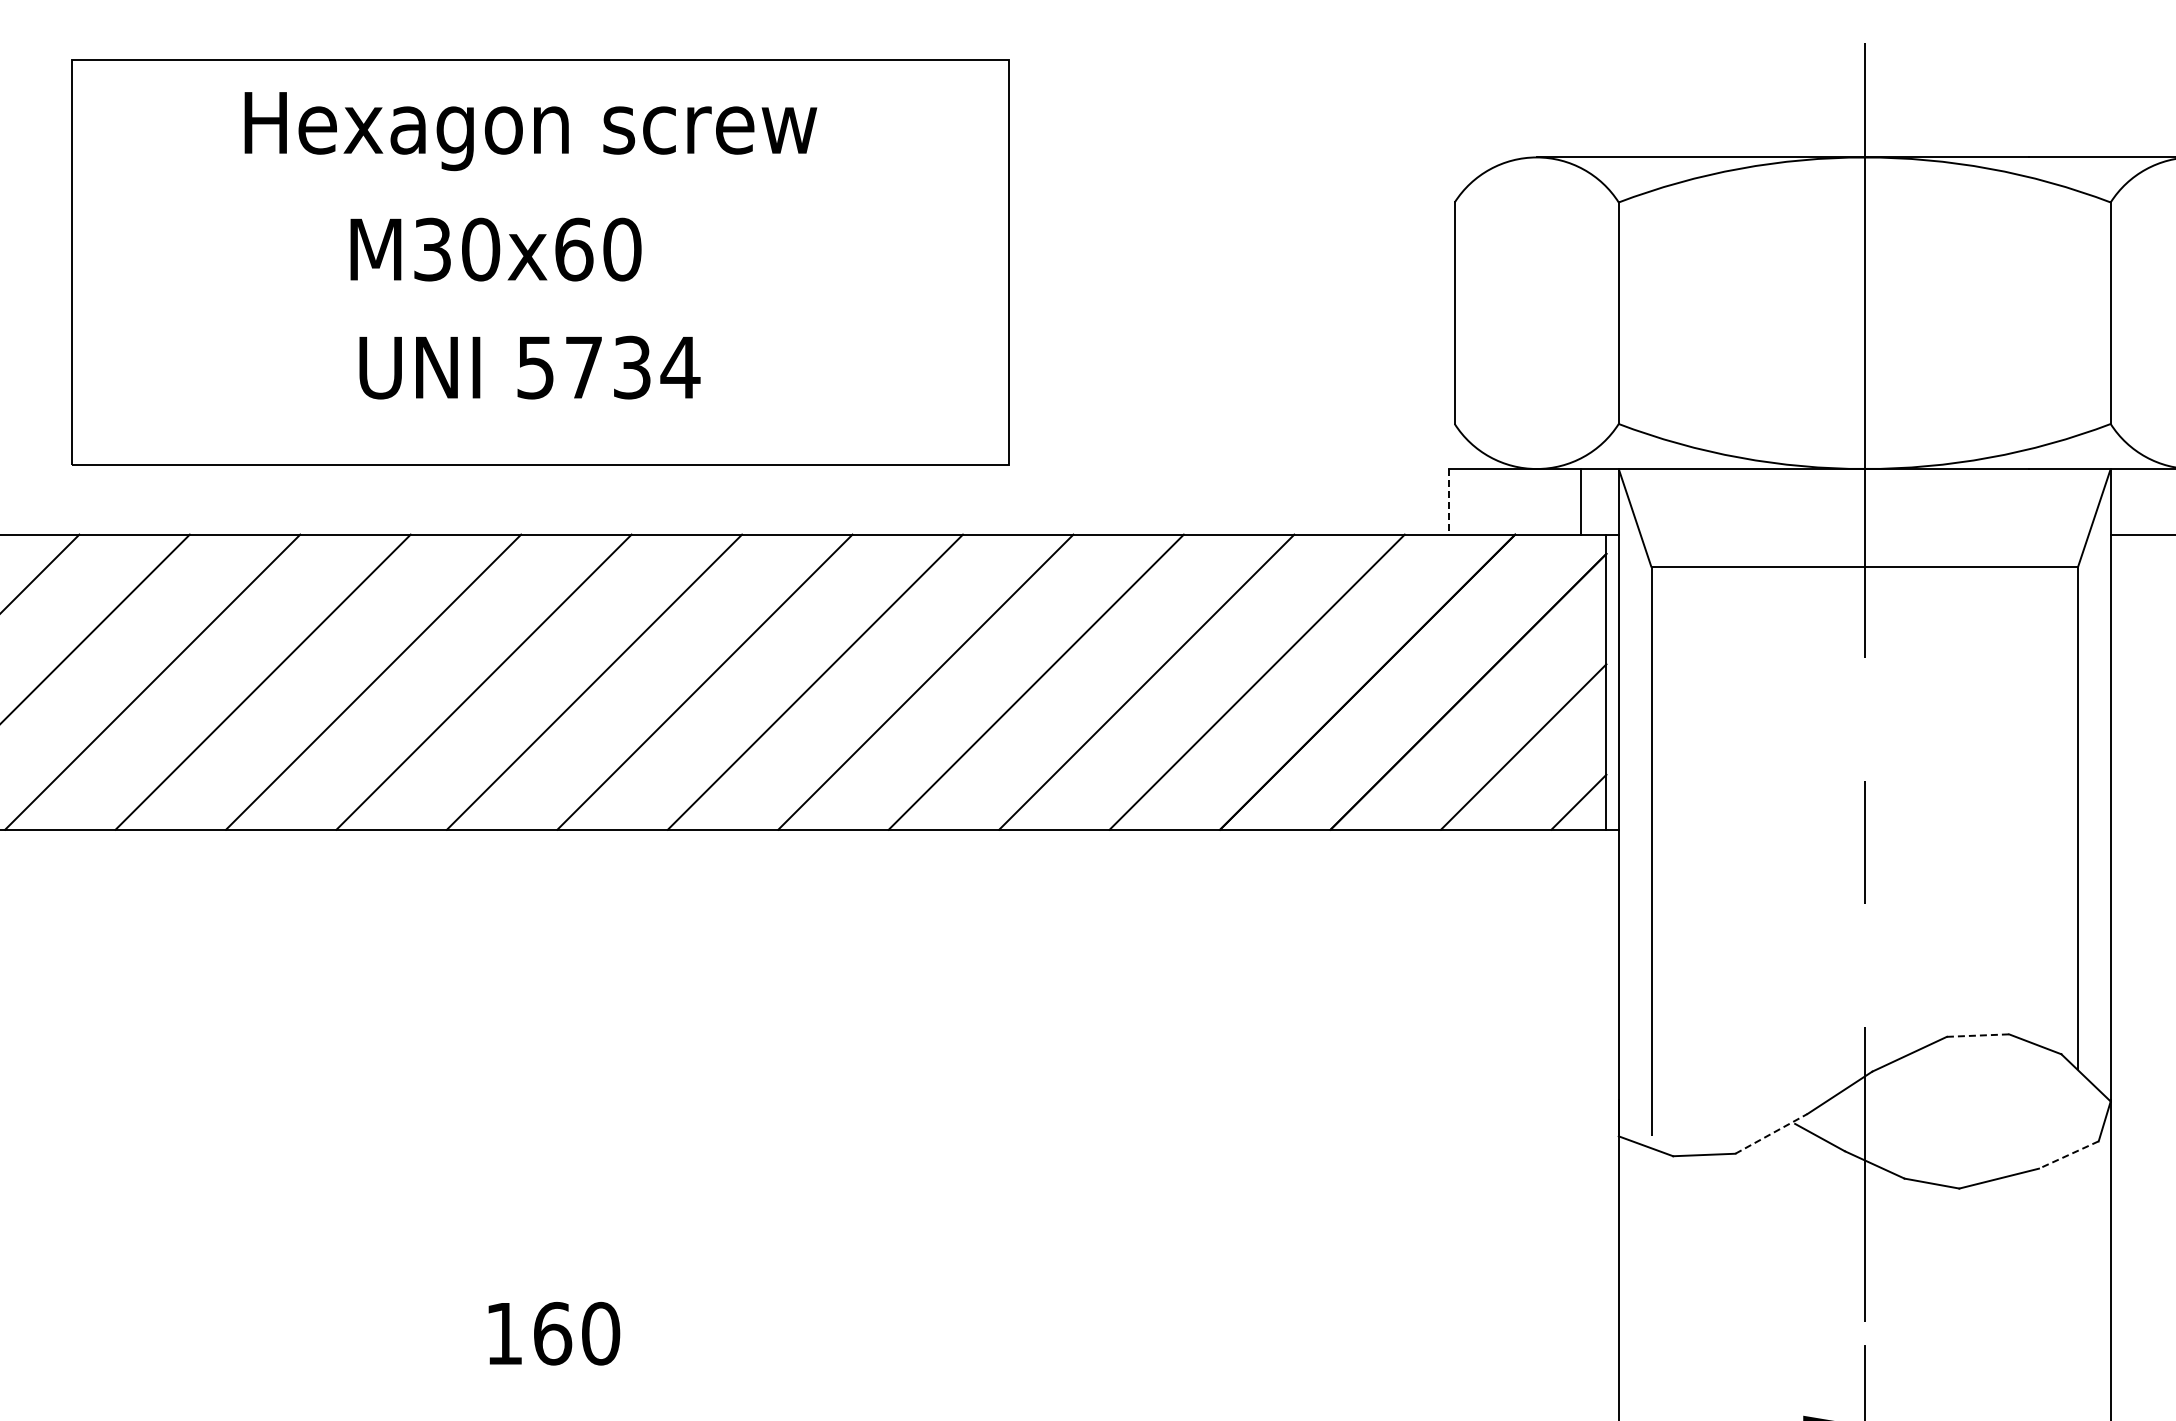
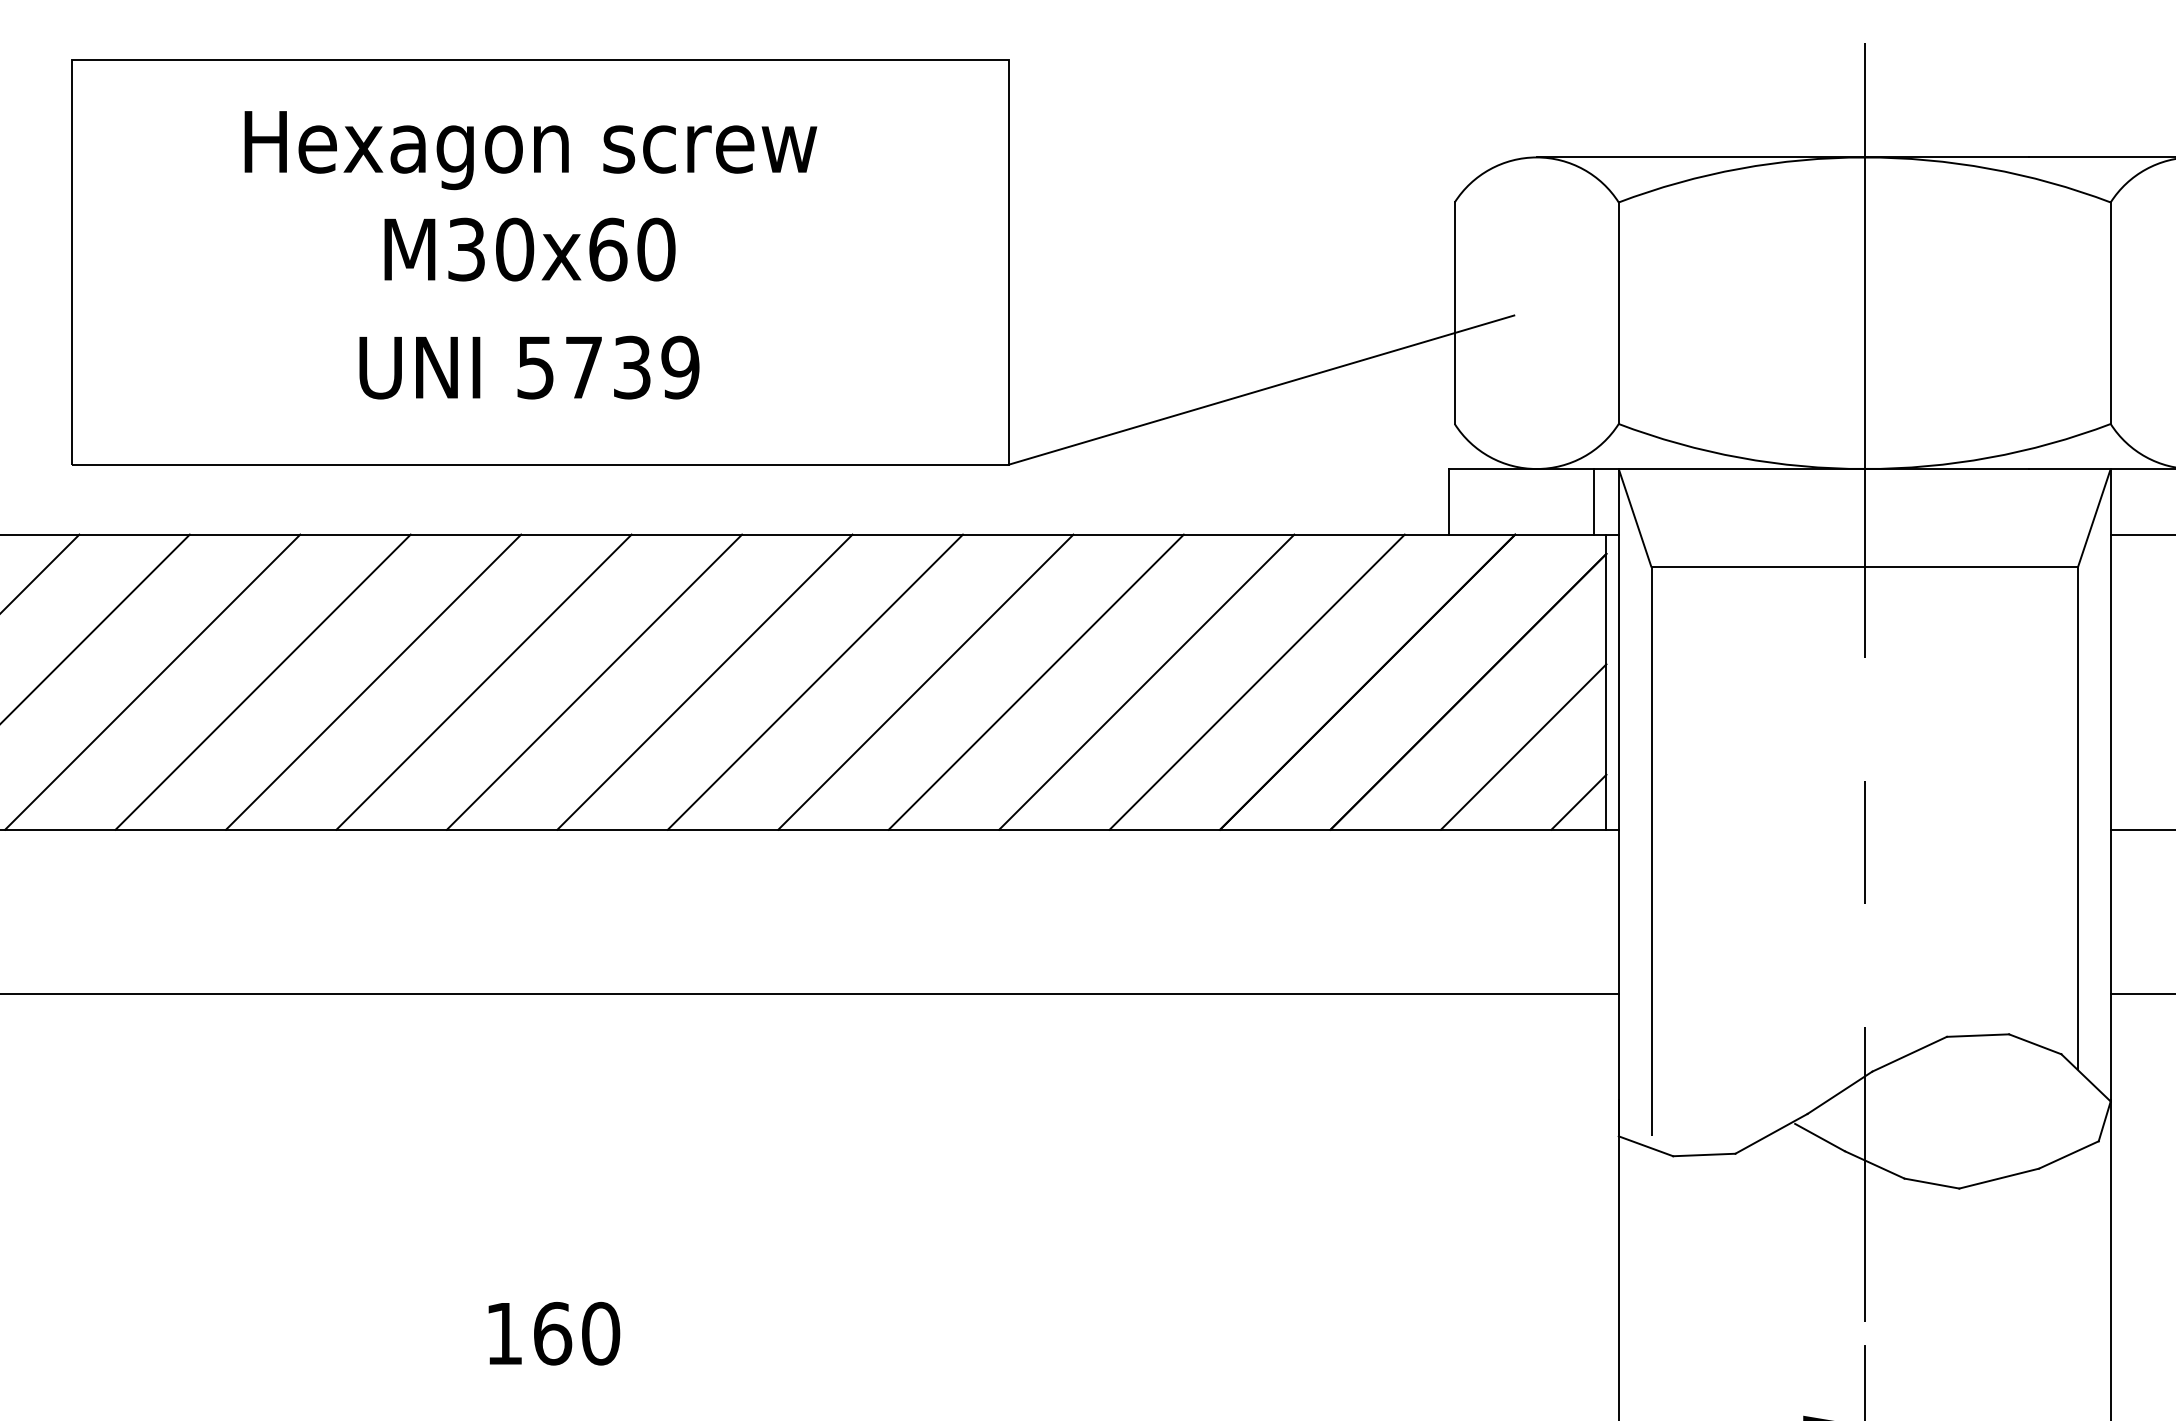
text position: (530, 131) -> (530, 150) (530, 150)
text position: (495, 249) -> (529, 249) (529, 249)
text: 5734 -> 5739 (680, 367)
line: none -> present (1261, 389)
line: dashed -> solid (1448, 501)
line position: (1581, 501) -> (1594, 501) (1594, 501)
line: none -> present (2141, 829)
line: none -> present (810, 993)
line: none -> present (2141, 993)
line: dashed -> solid (1978, 1035)
line: dashed -> solid (1771, 1133)
line: dashed -> solid (2068, 1154)
